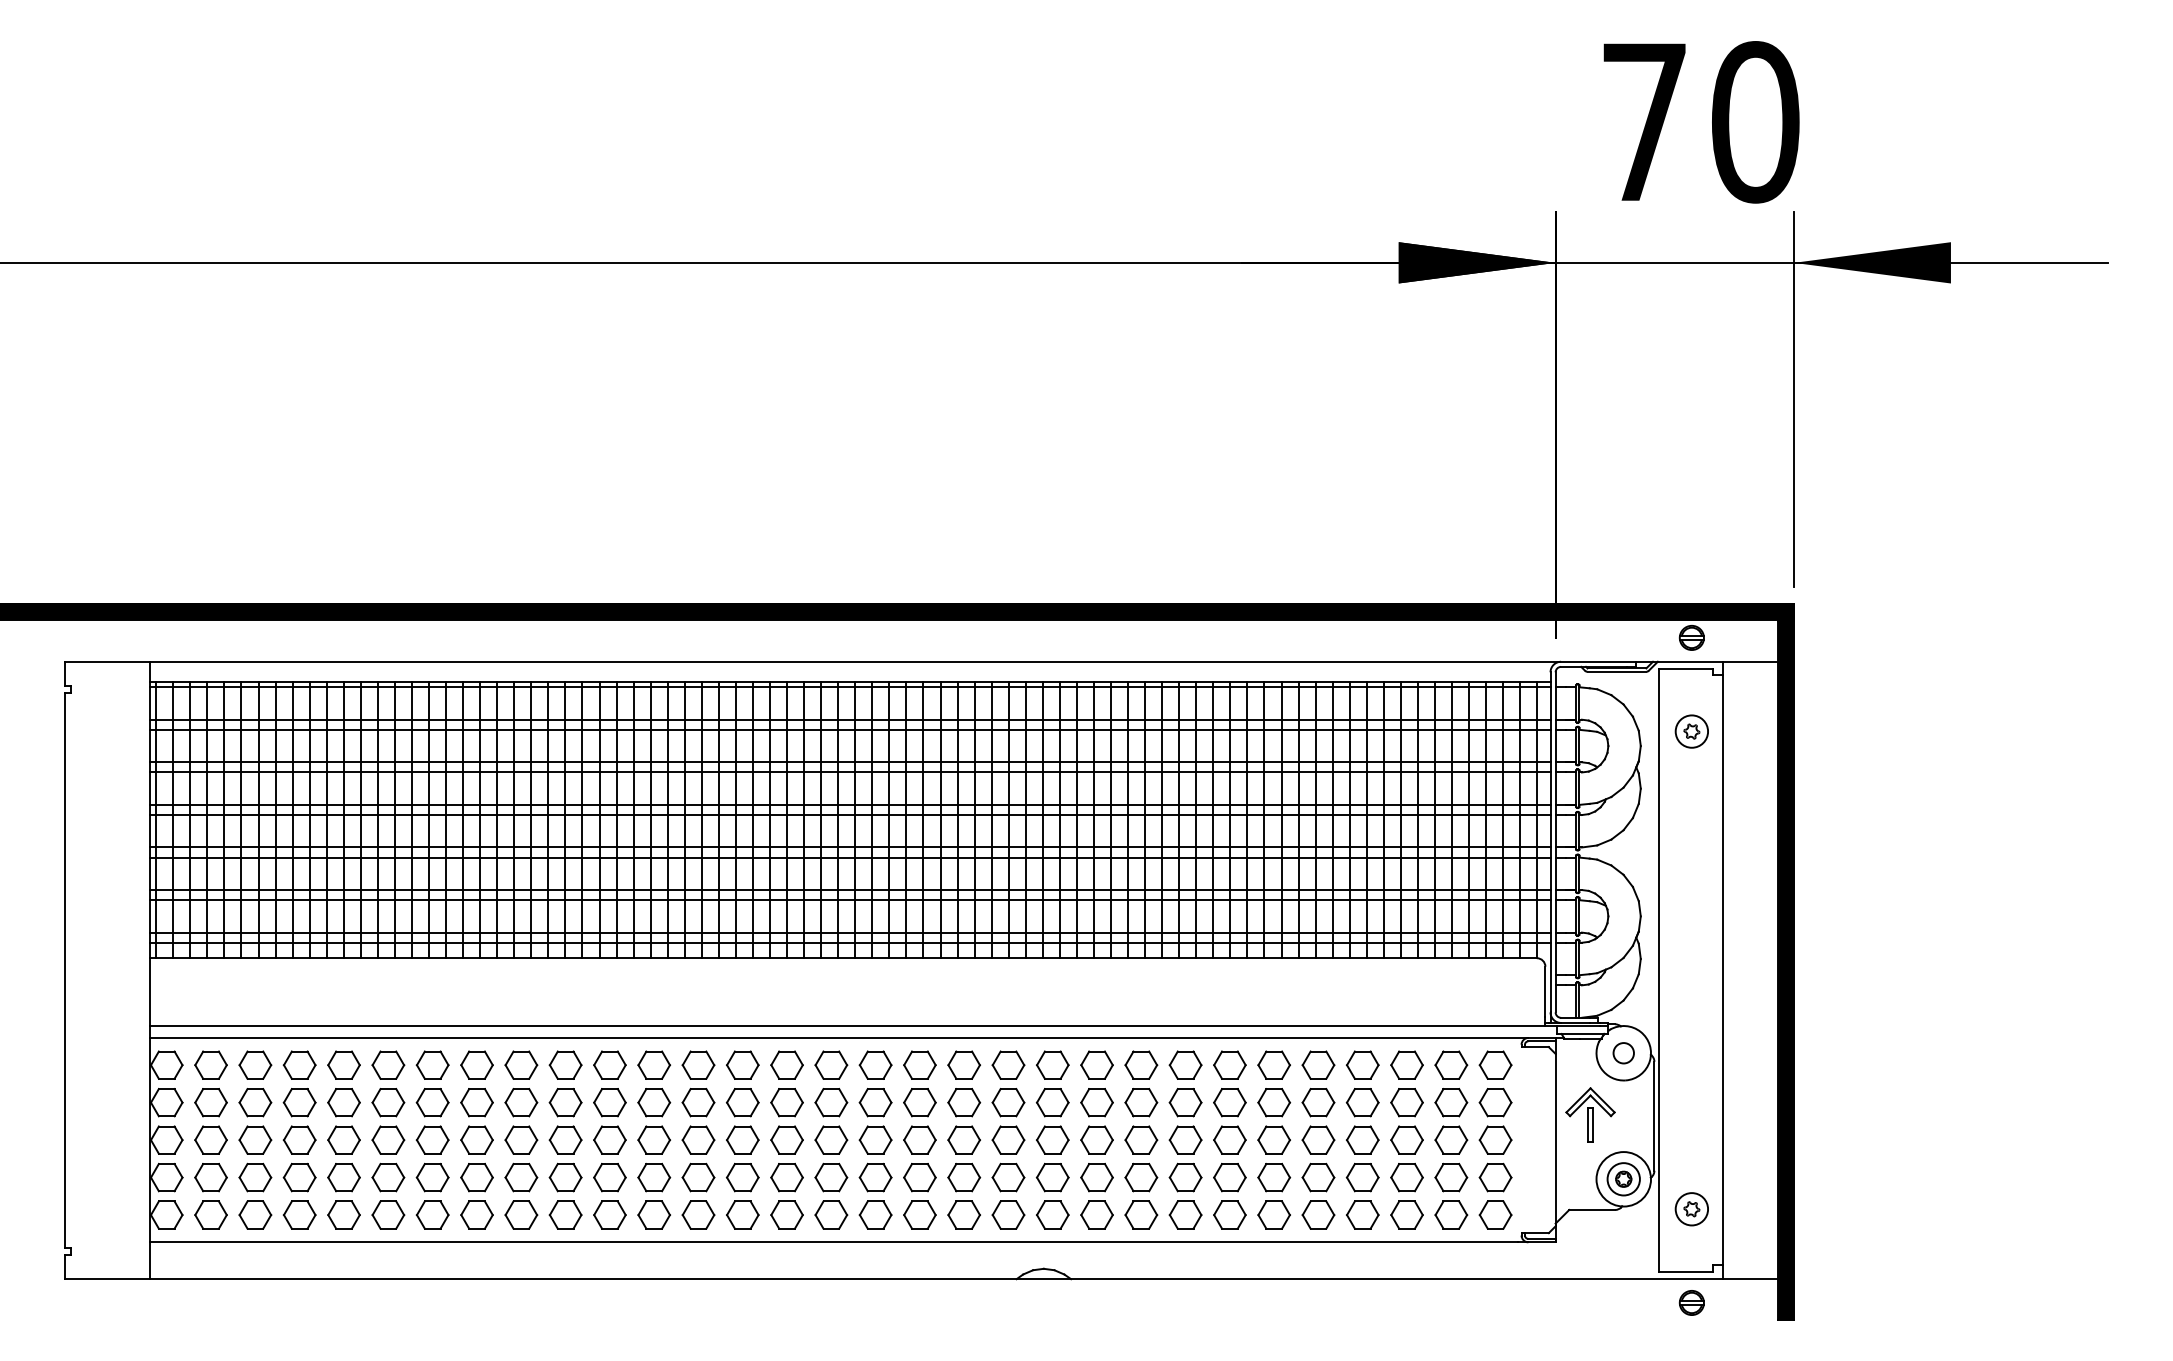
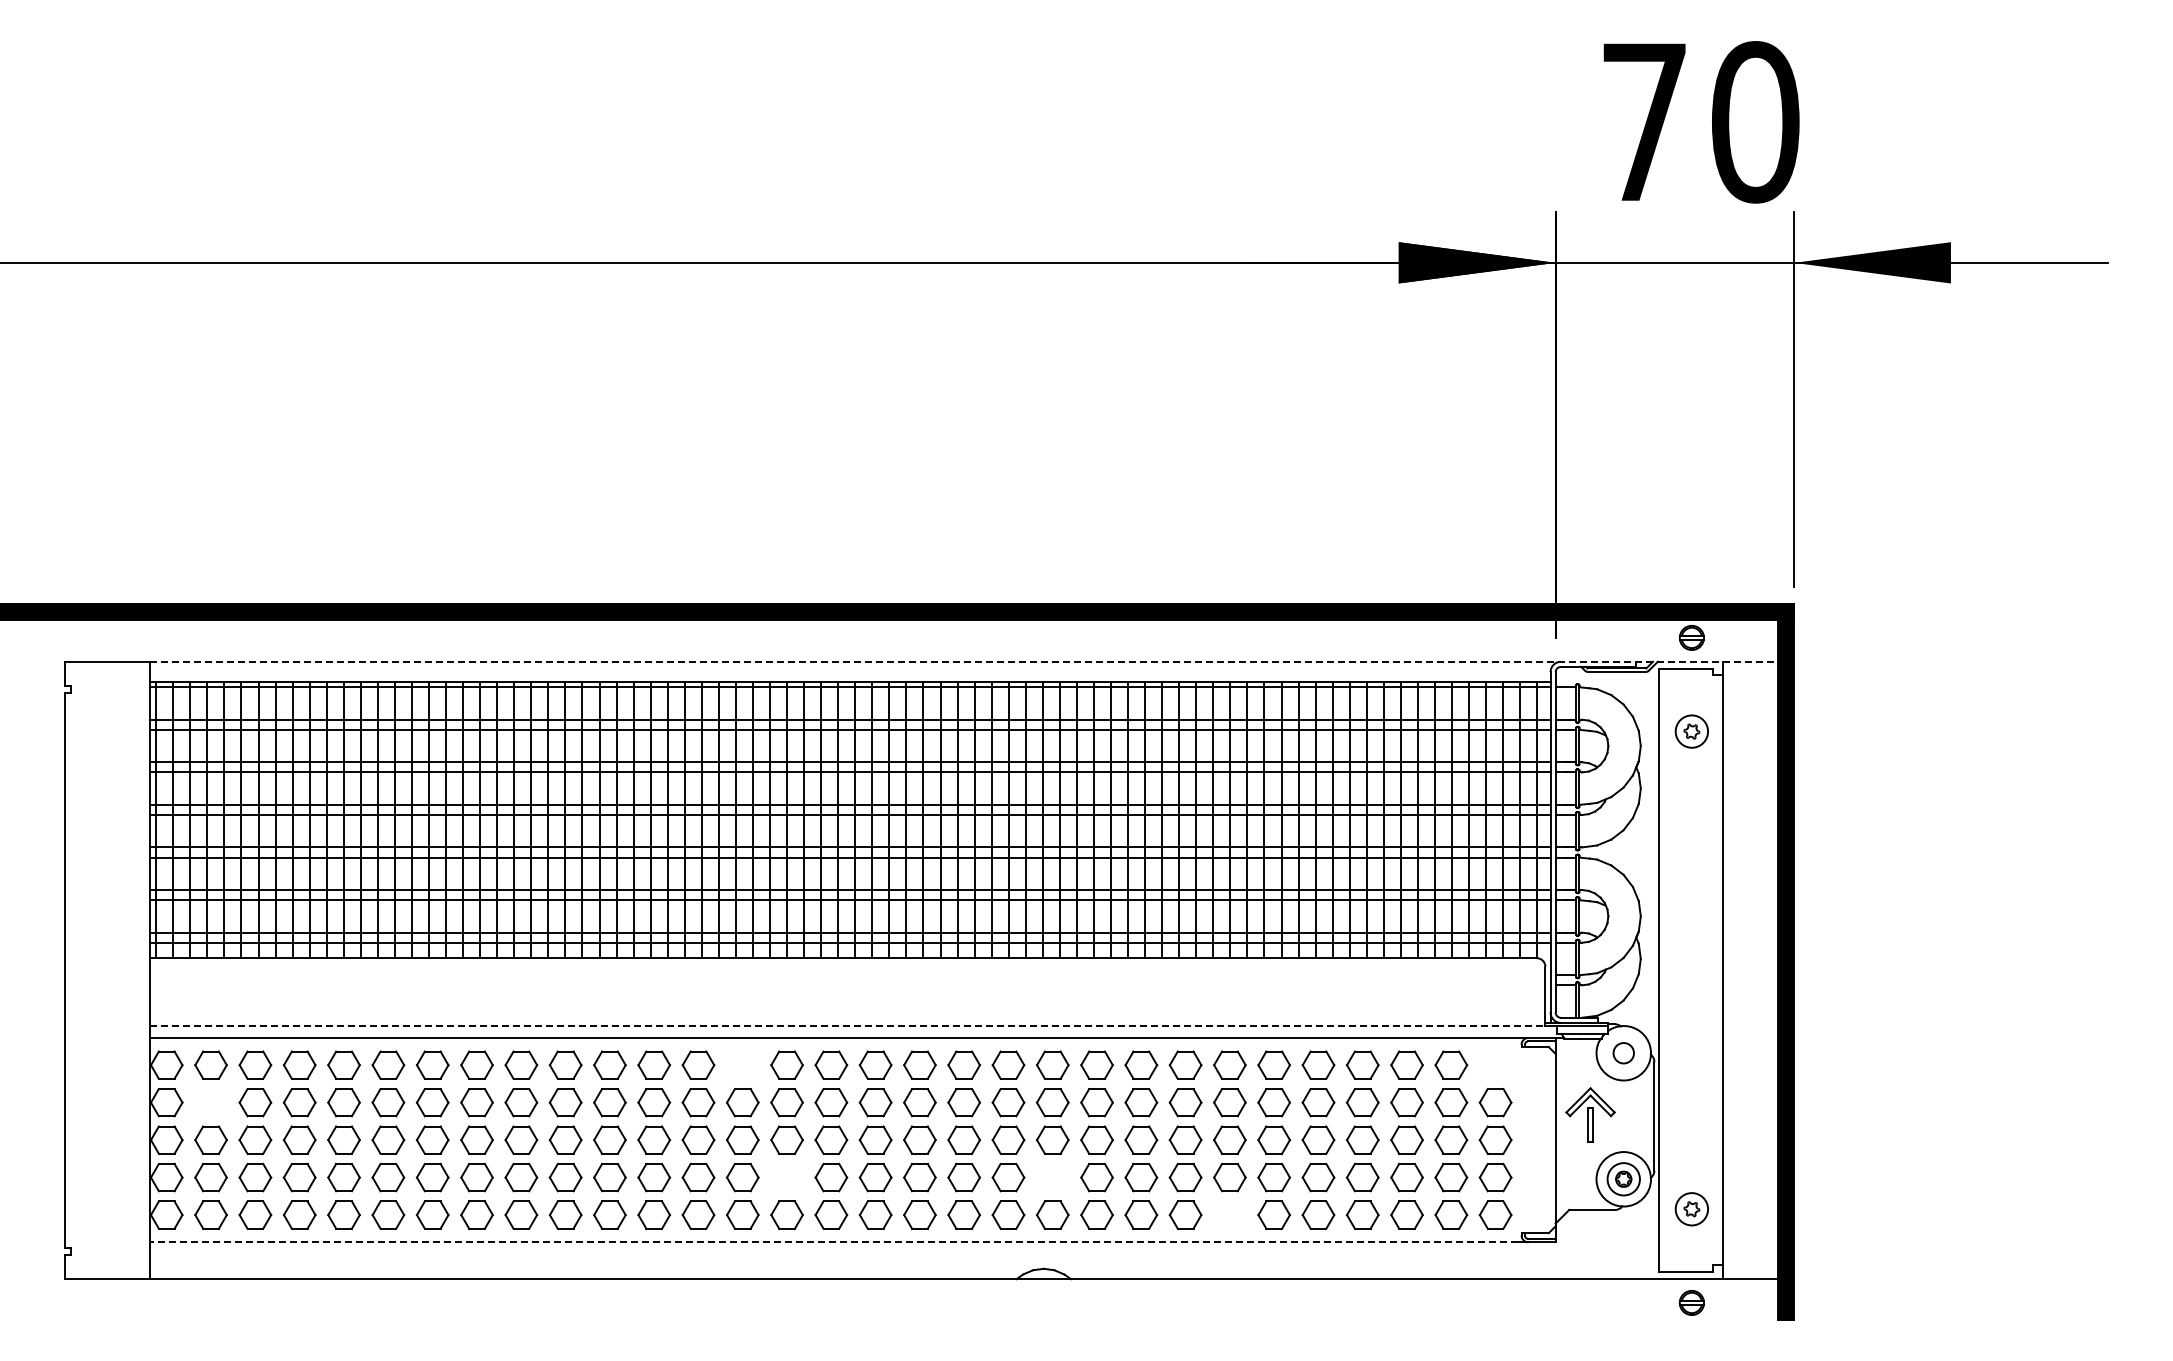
line: solid -> dashed (964, 661)
line: solid -> dashed (848, 1026)
part: present -> none (742, 1064)
part: present -> none (1495, 1064)
part: present -> none (210, 1102)
part: present -> none (786, 1177)
part: present -> none (1052, 1177)
part: present -> none (1229, 1214)
line: solid -> dashed (834, 1242)
